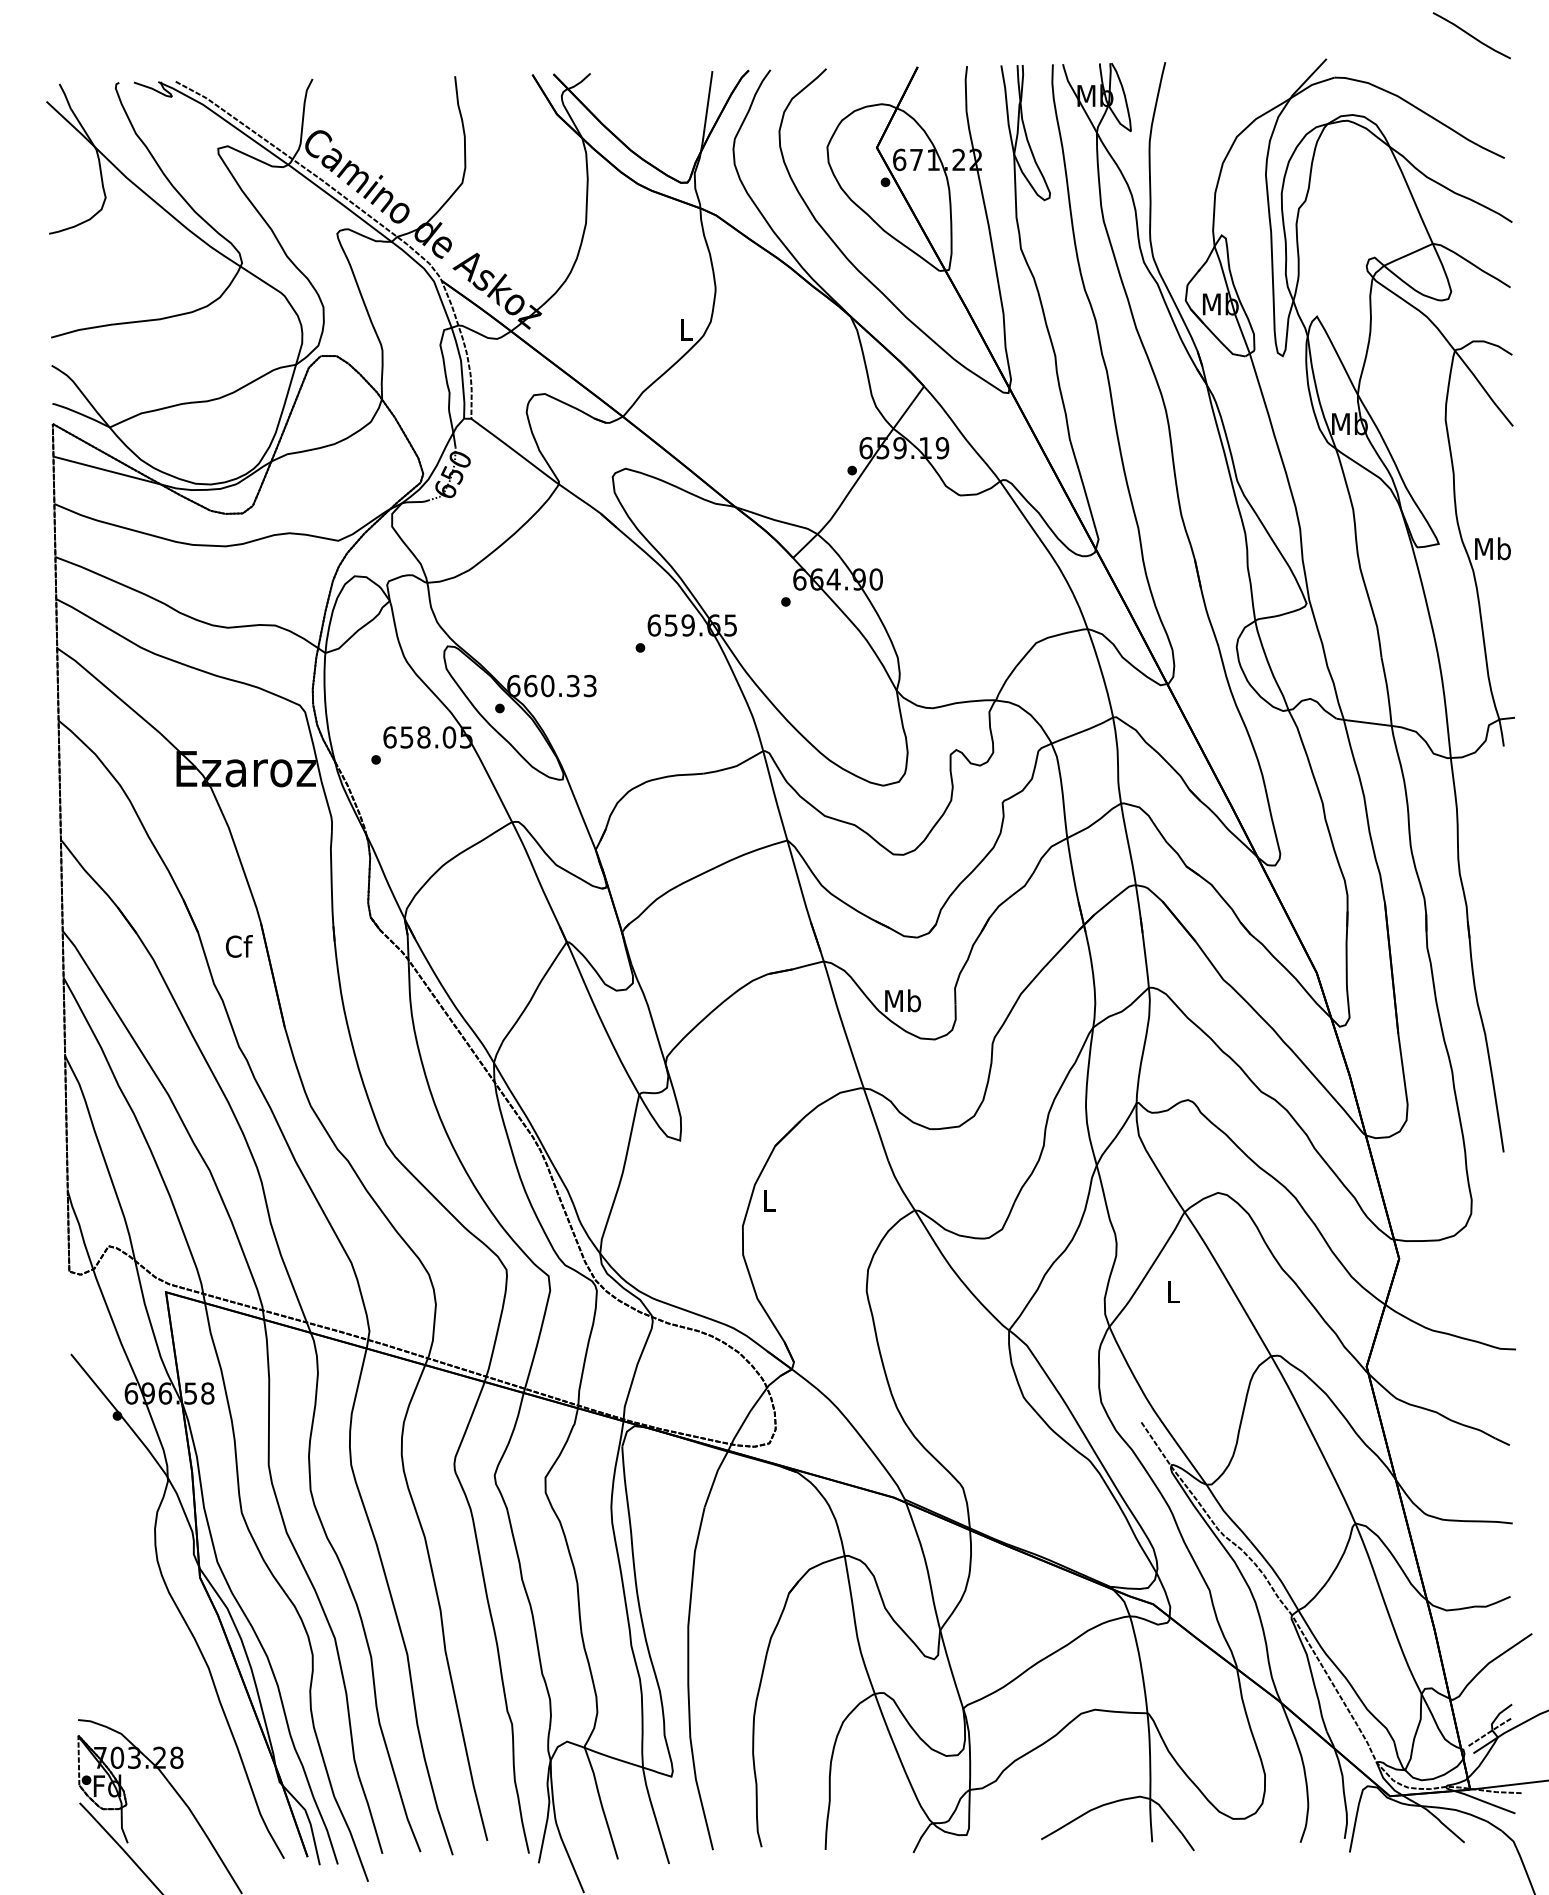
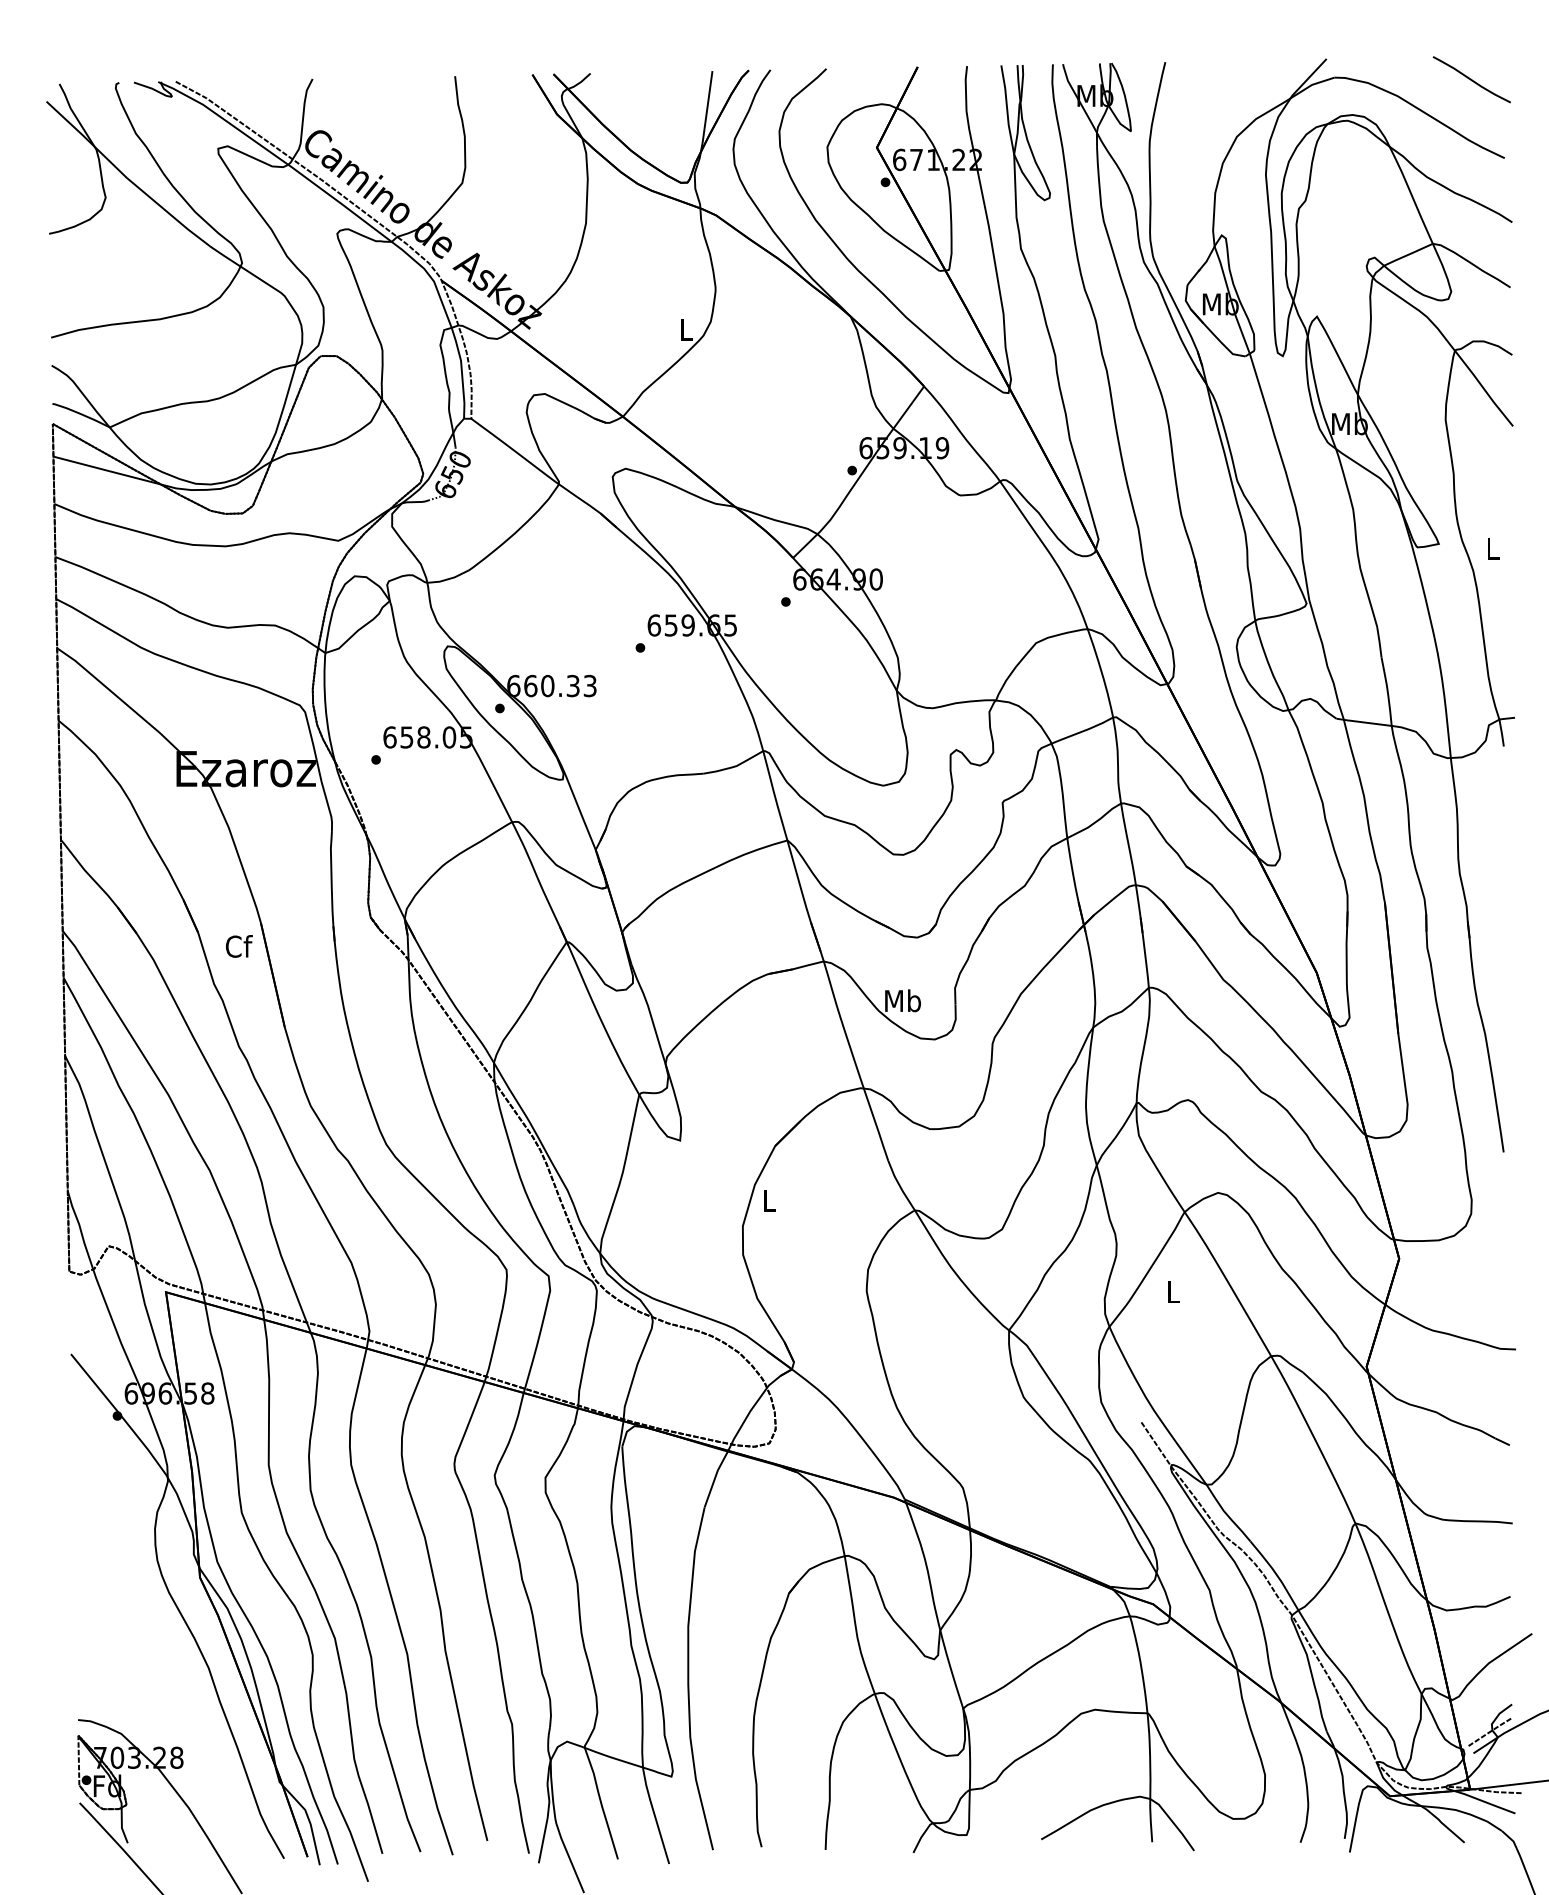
curve position: (1471, 35) -> (1471, 79) (1471, 79)
text: Mb -> L (1492, 548)
